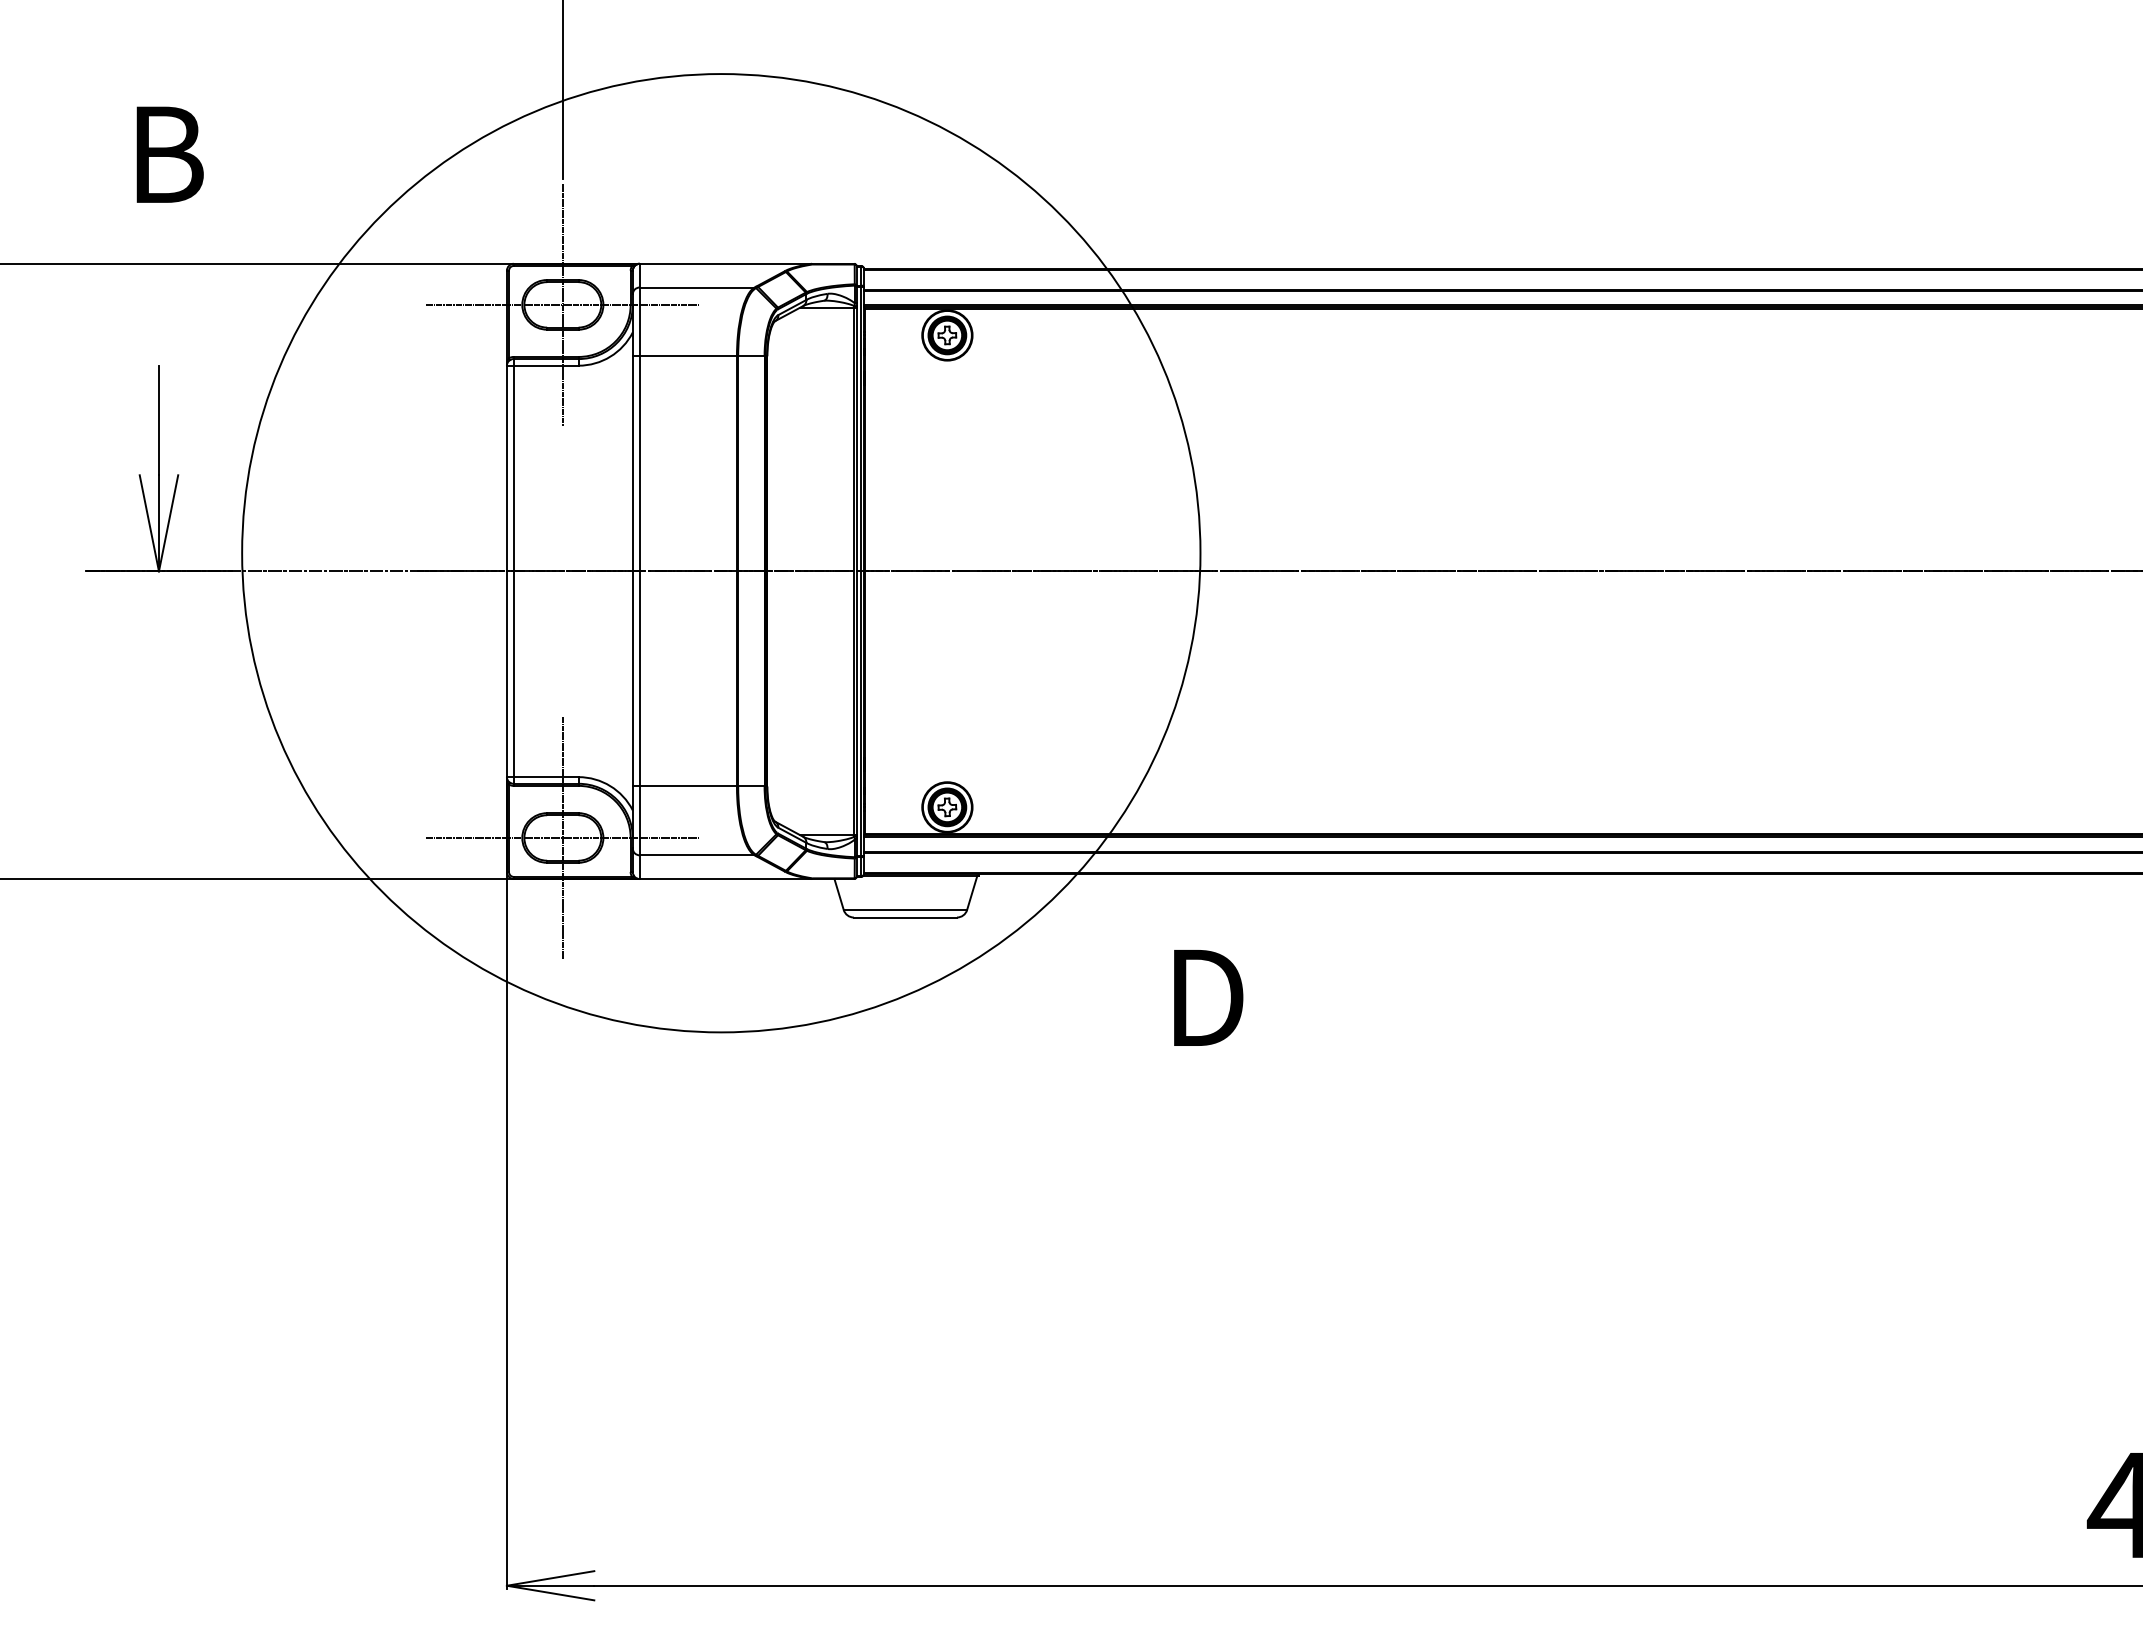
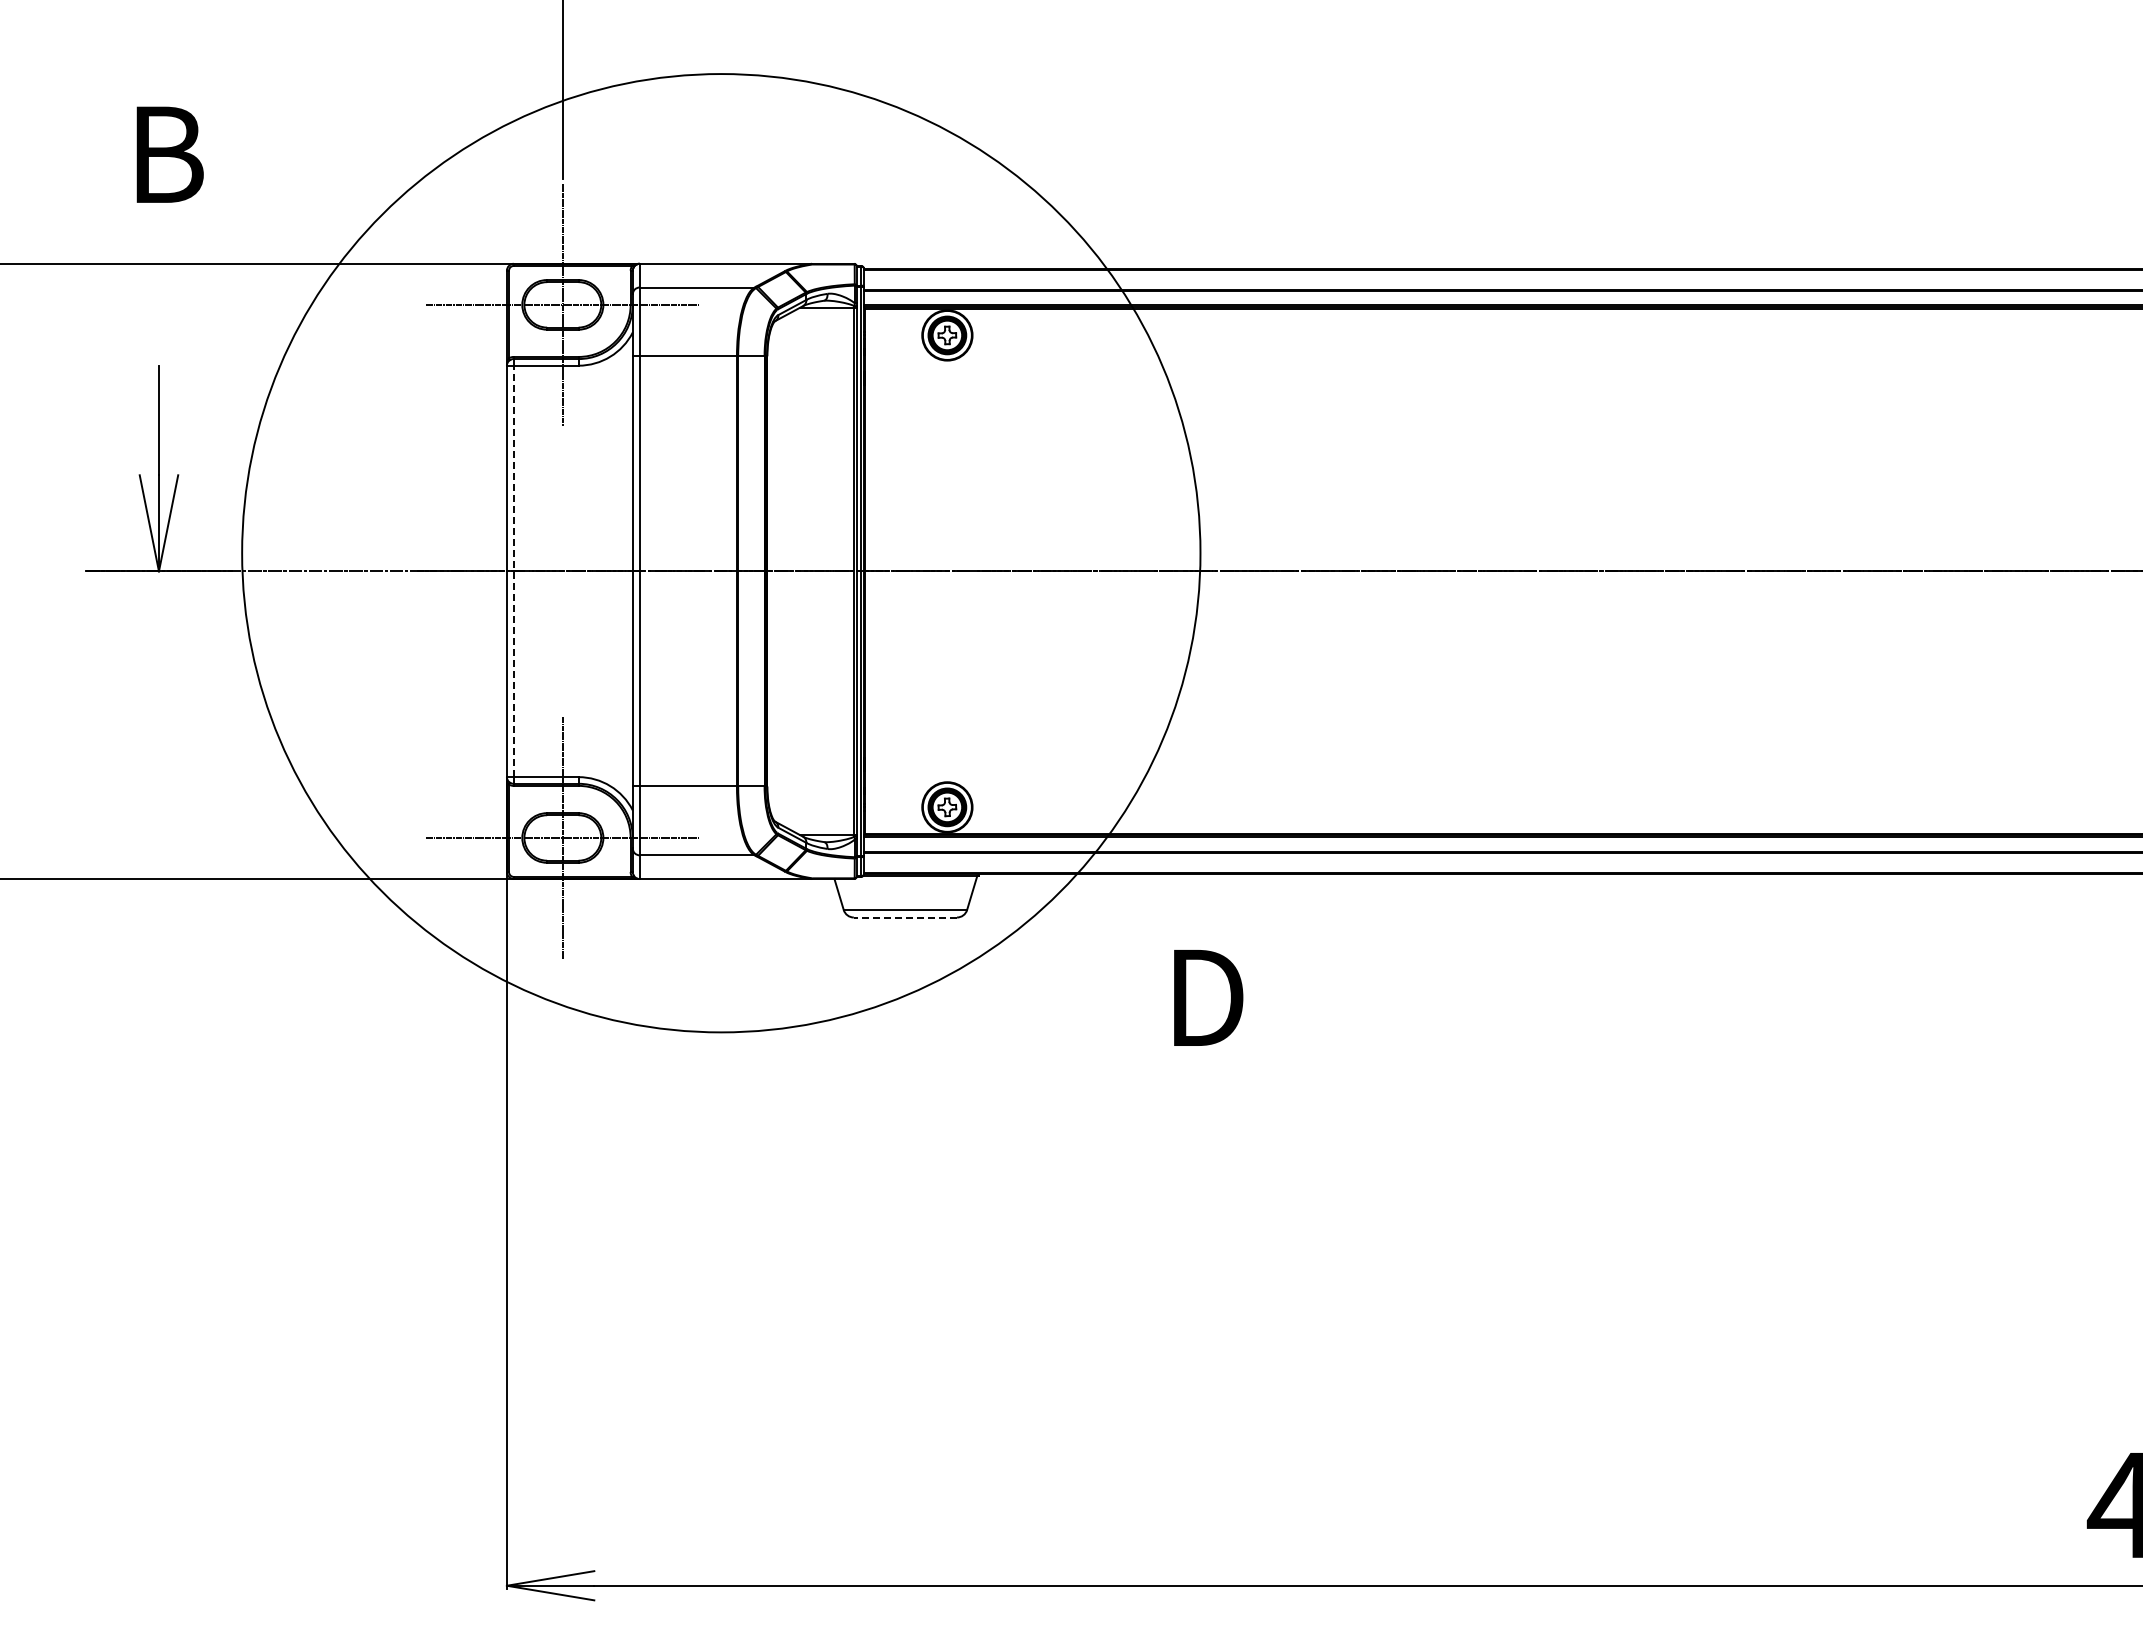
line: solid -> dashed (513, 571)
line: solid -> dashed (905, 917)
